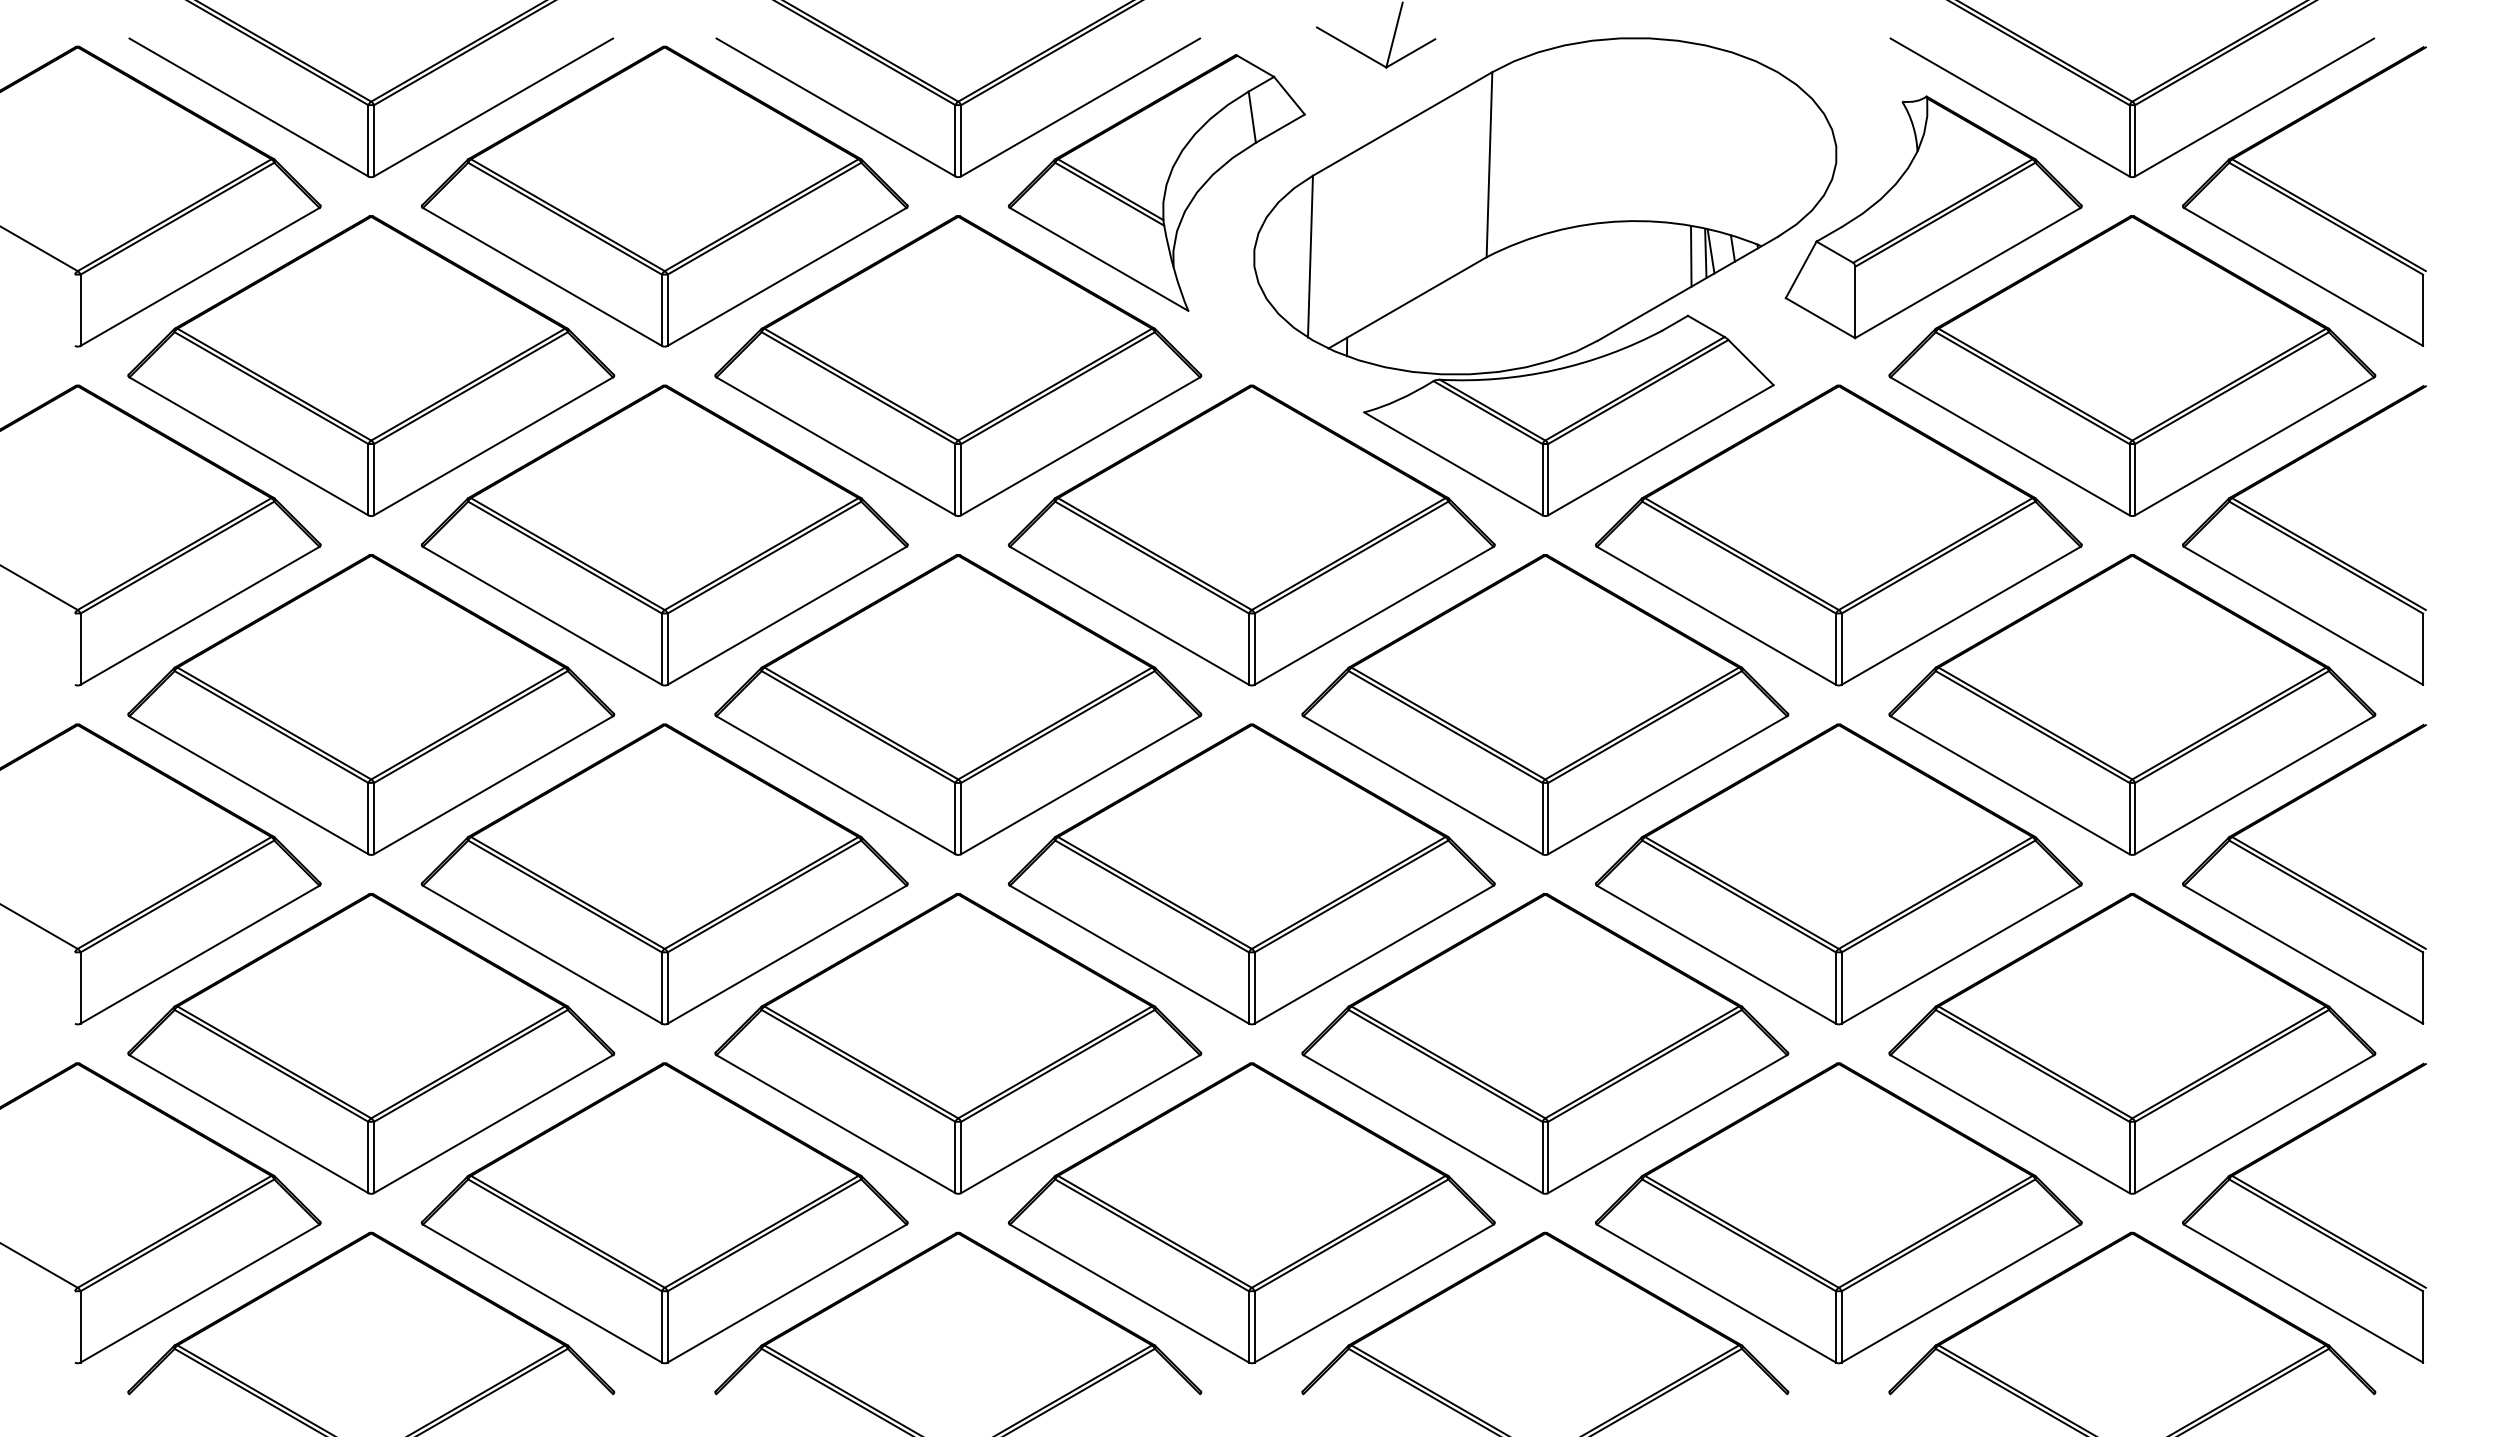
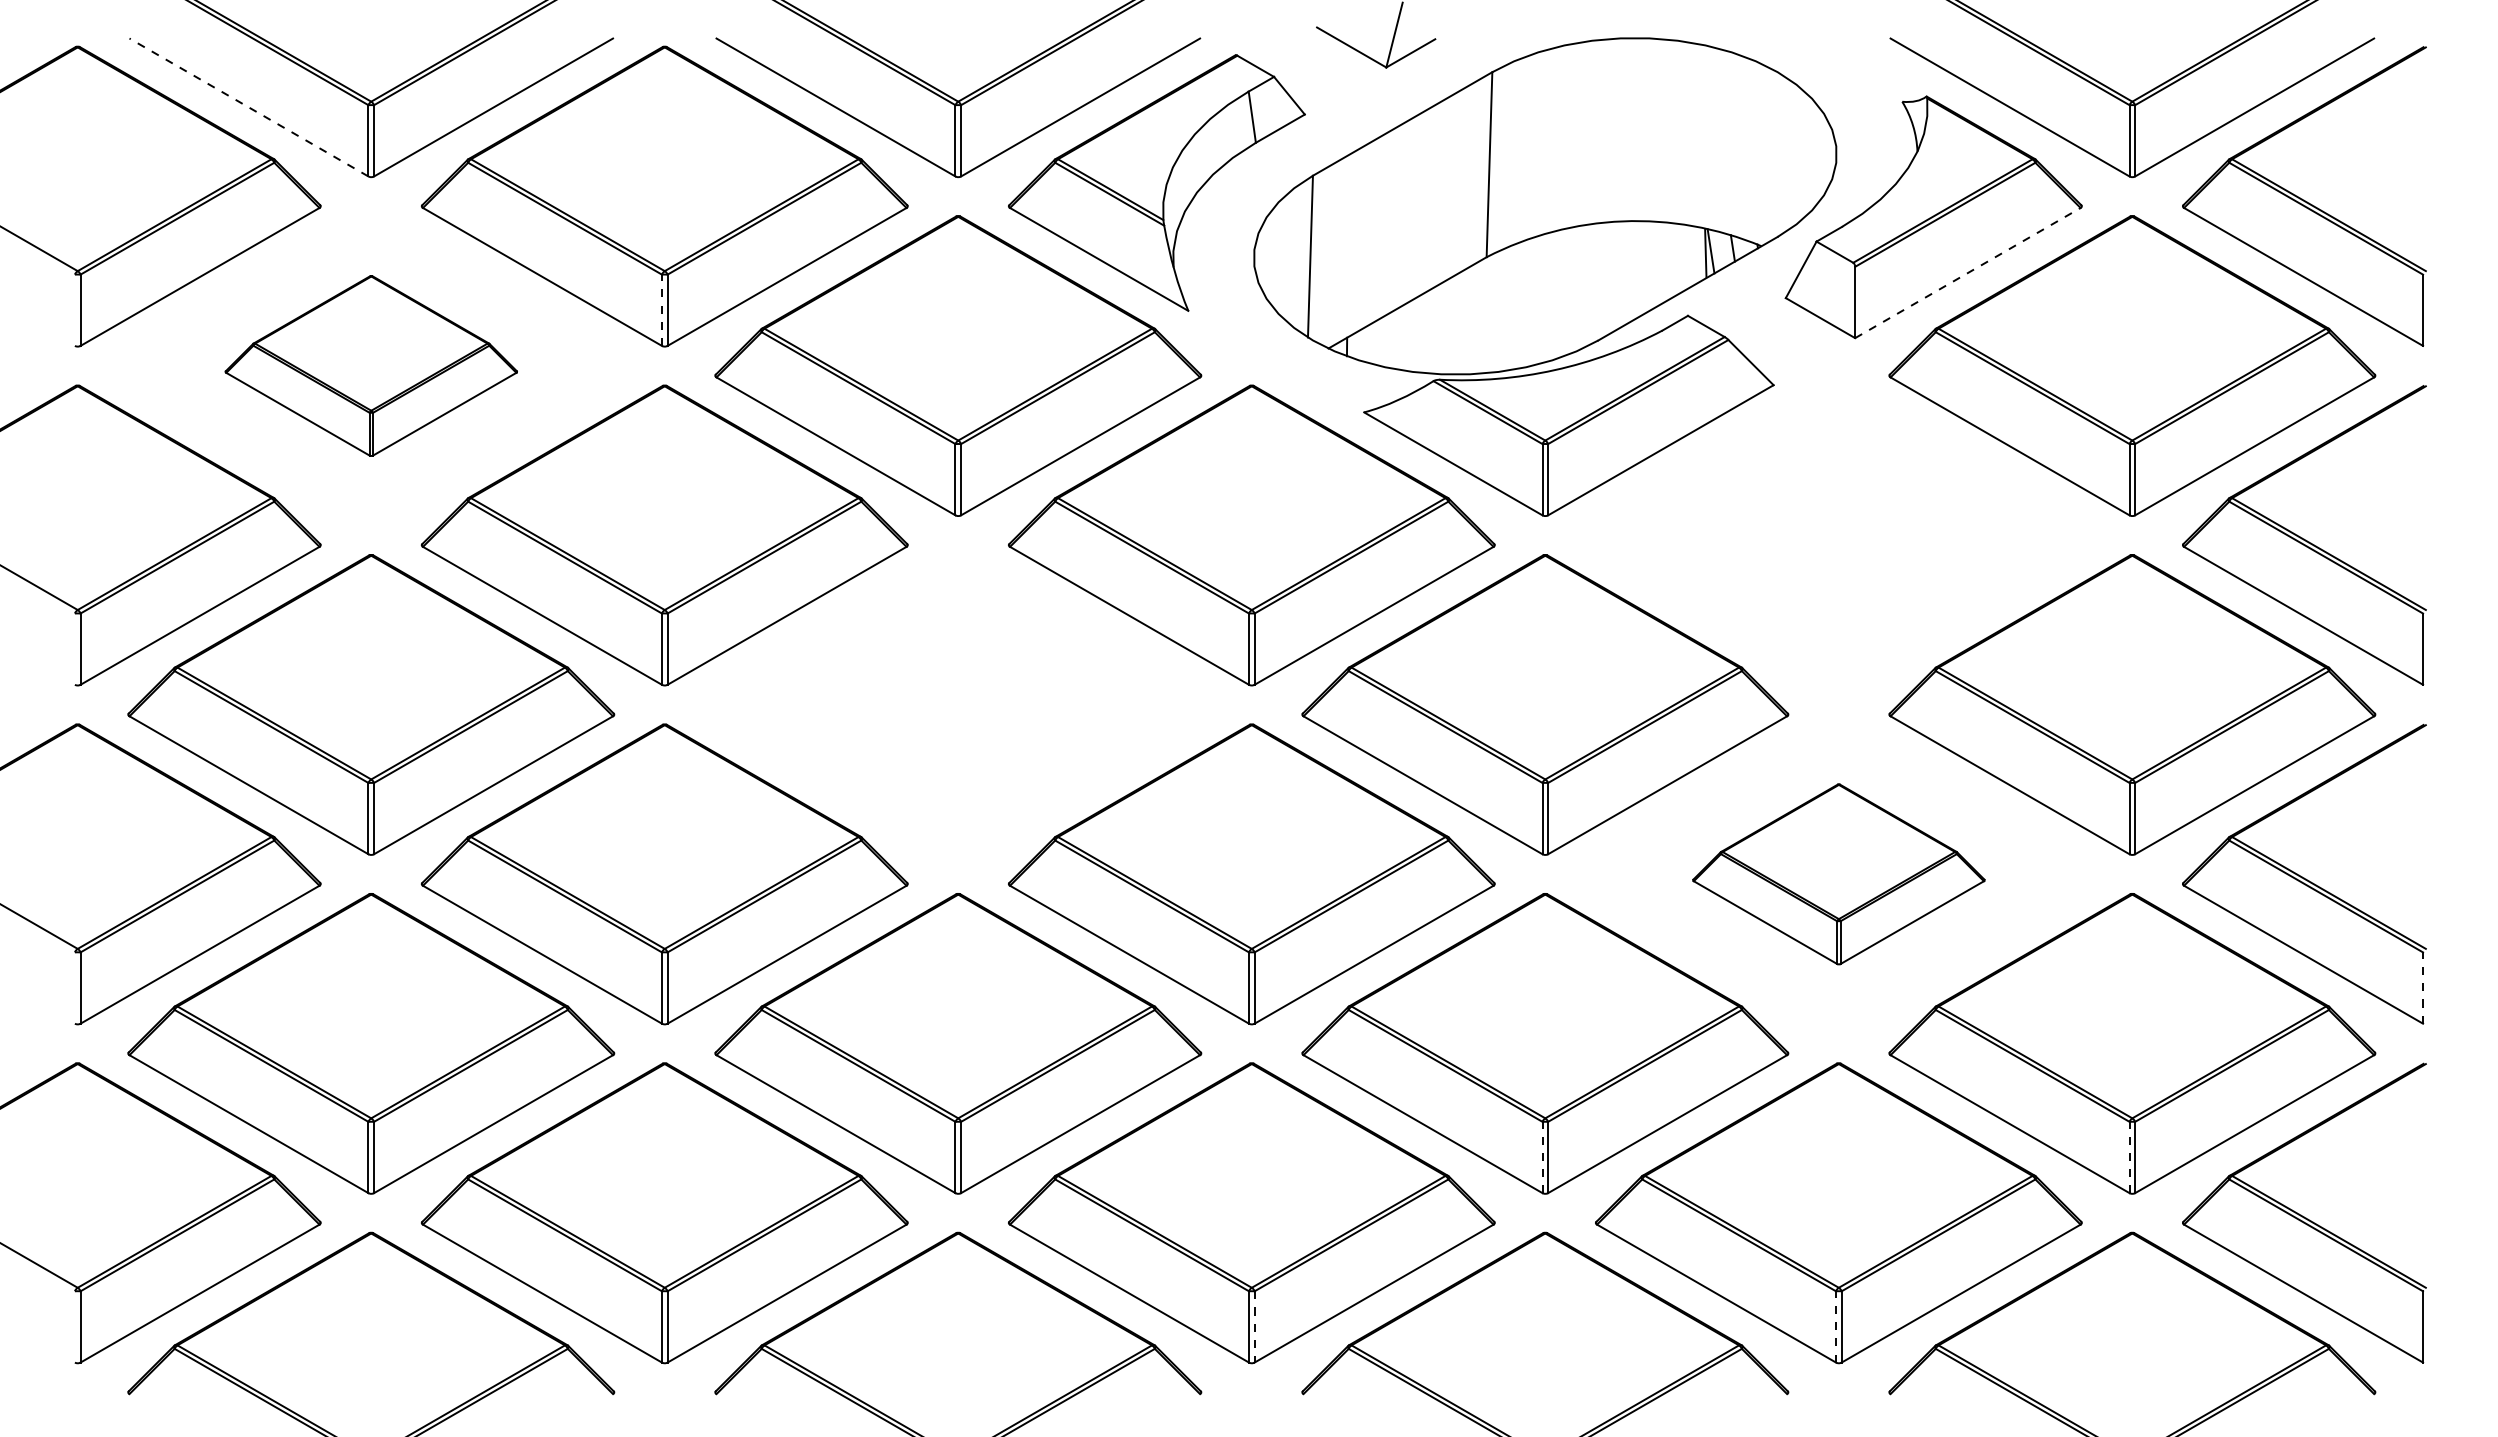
line: solid -> dashed (248, 107)
line: present -> none (1691, 256)
line: solid -> dashed (1968, 272)
line: solid -> dashed (661, 310)
part size: 489x302 px -> 294x182 px (370, 365)
part: present -> none (1838, 535)
part: present -> none (958, 704)
part size: 488x303 px -> 294x183 px (1838, 874)
line: solid -> dashed (2423, 988)
line: solid -> dashed (1542, 1157)
line: solid -> dashed (2129, 1157)
line: solid -> dashed (1254, 1326)
line: solid -> dashed (1836, 1326)
